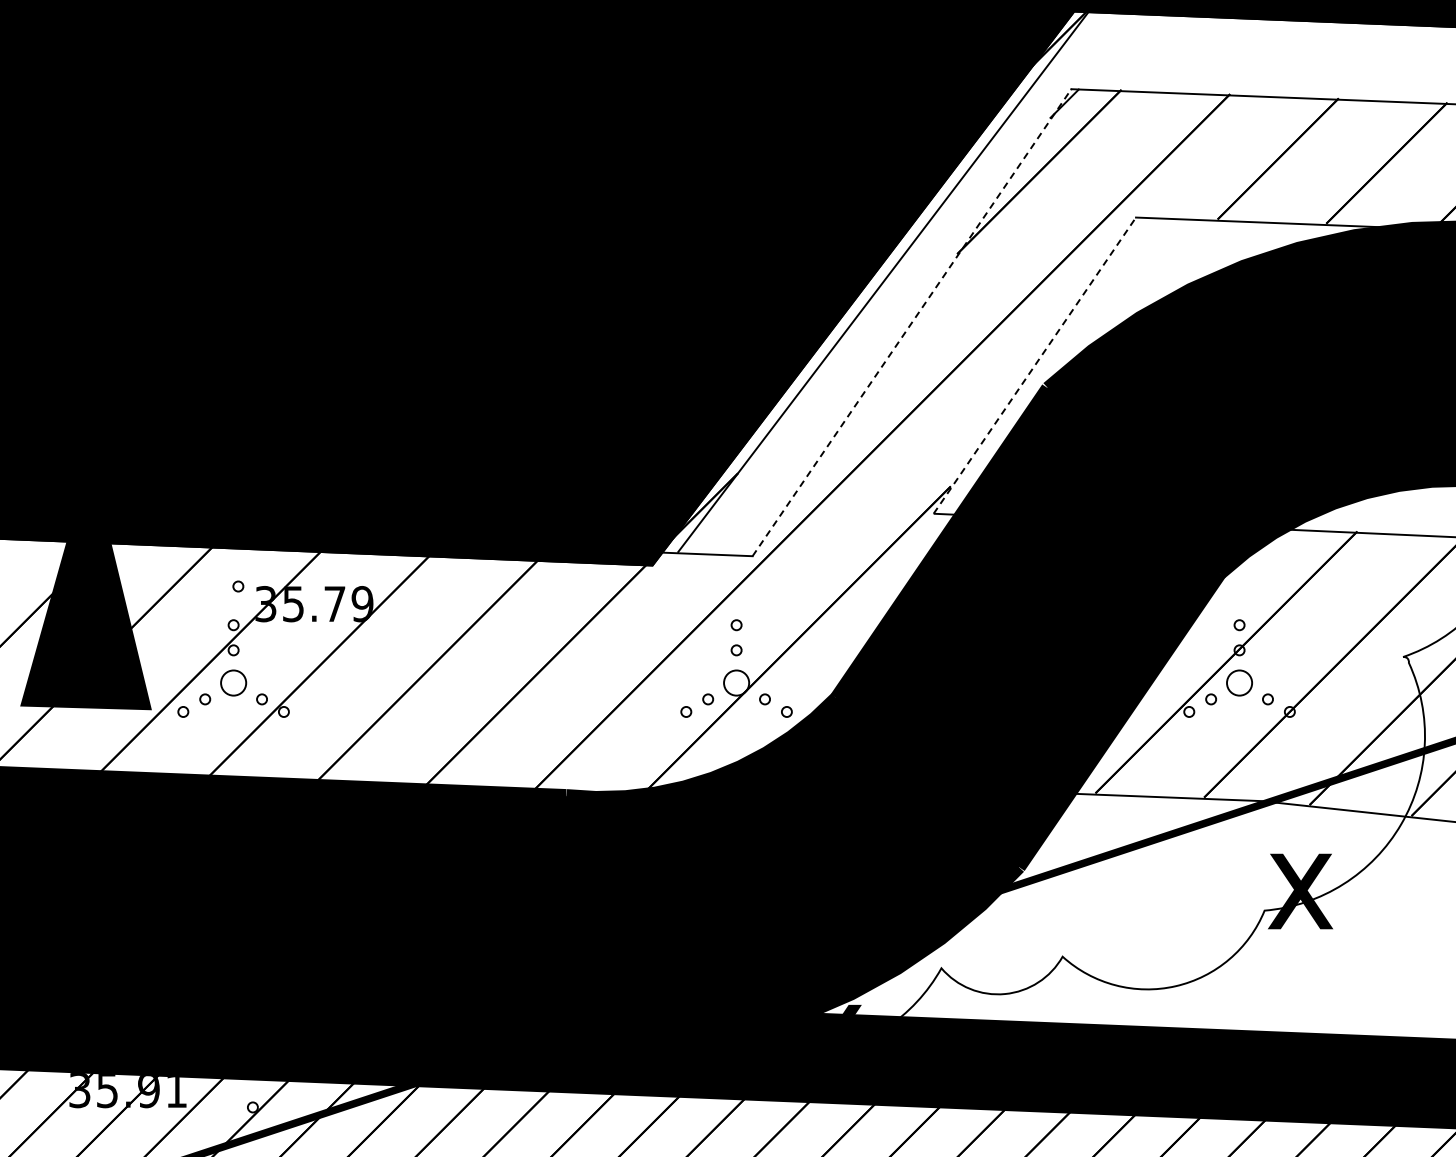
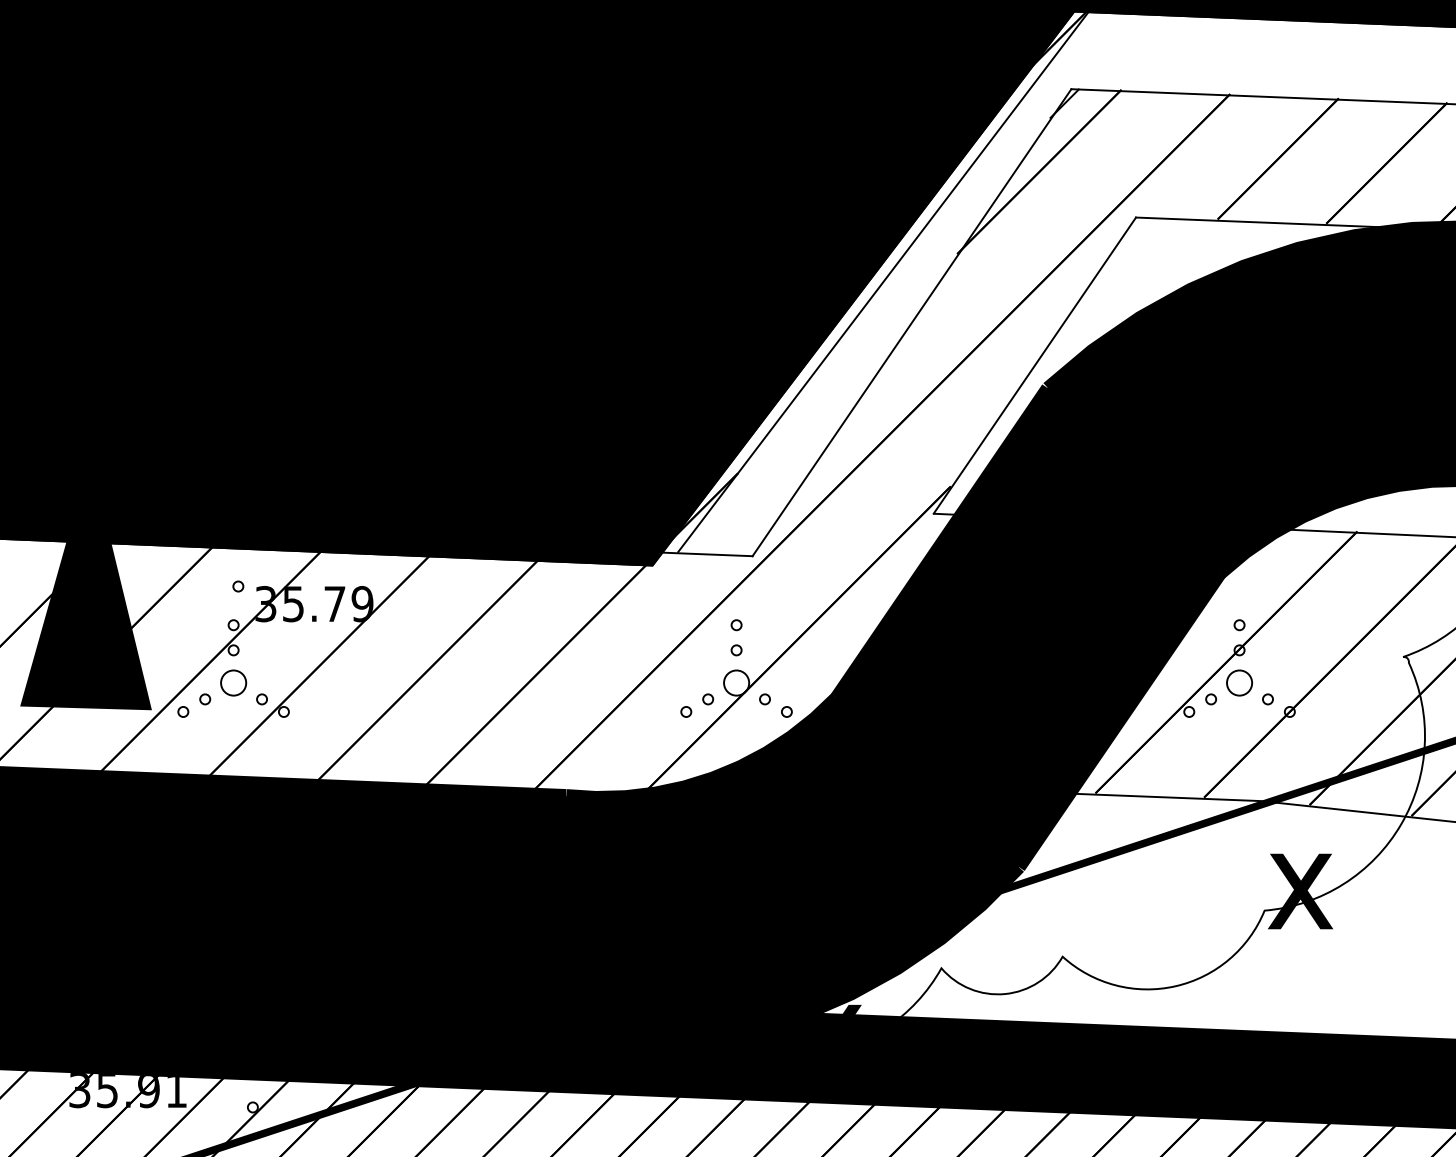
line: dashed -> solid (911, 322)
line: dashed -> solid (1035, 365)
